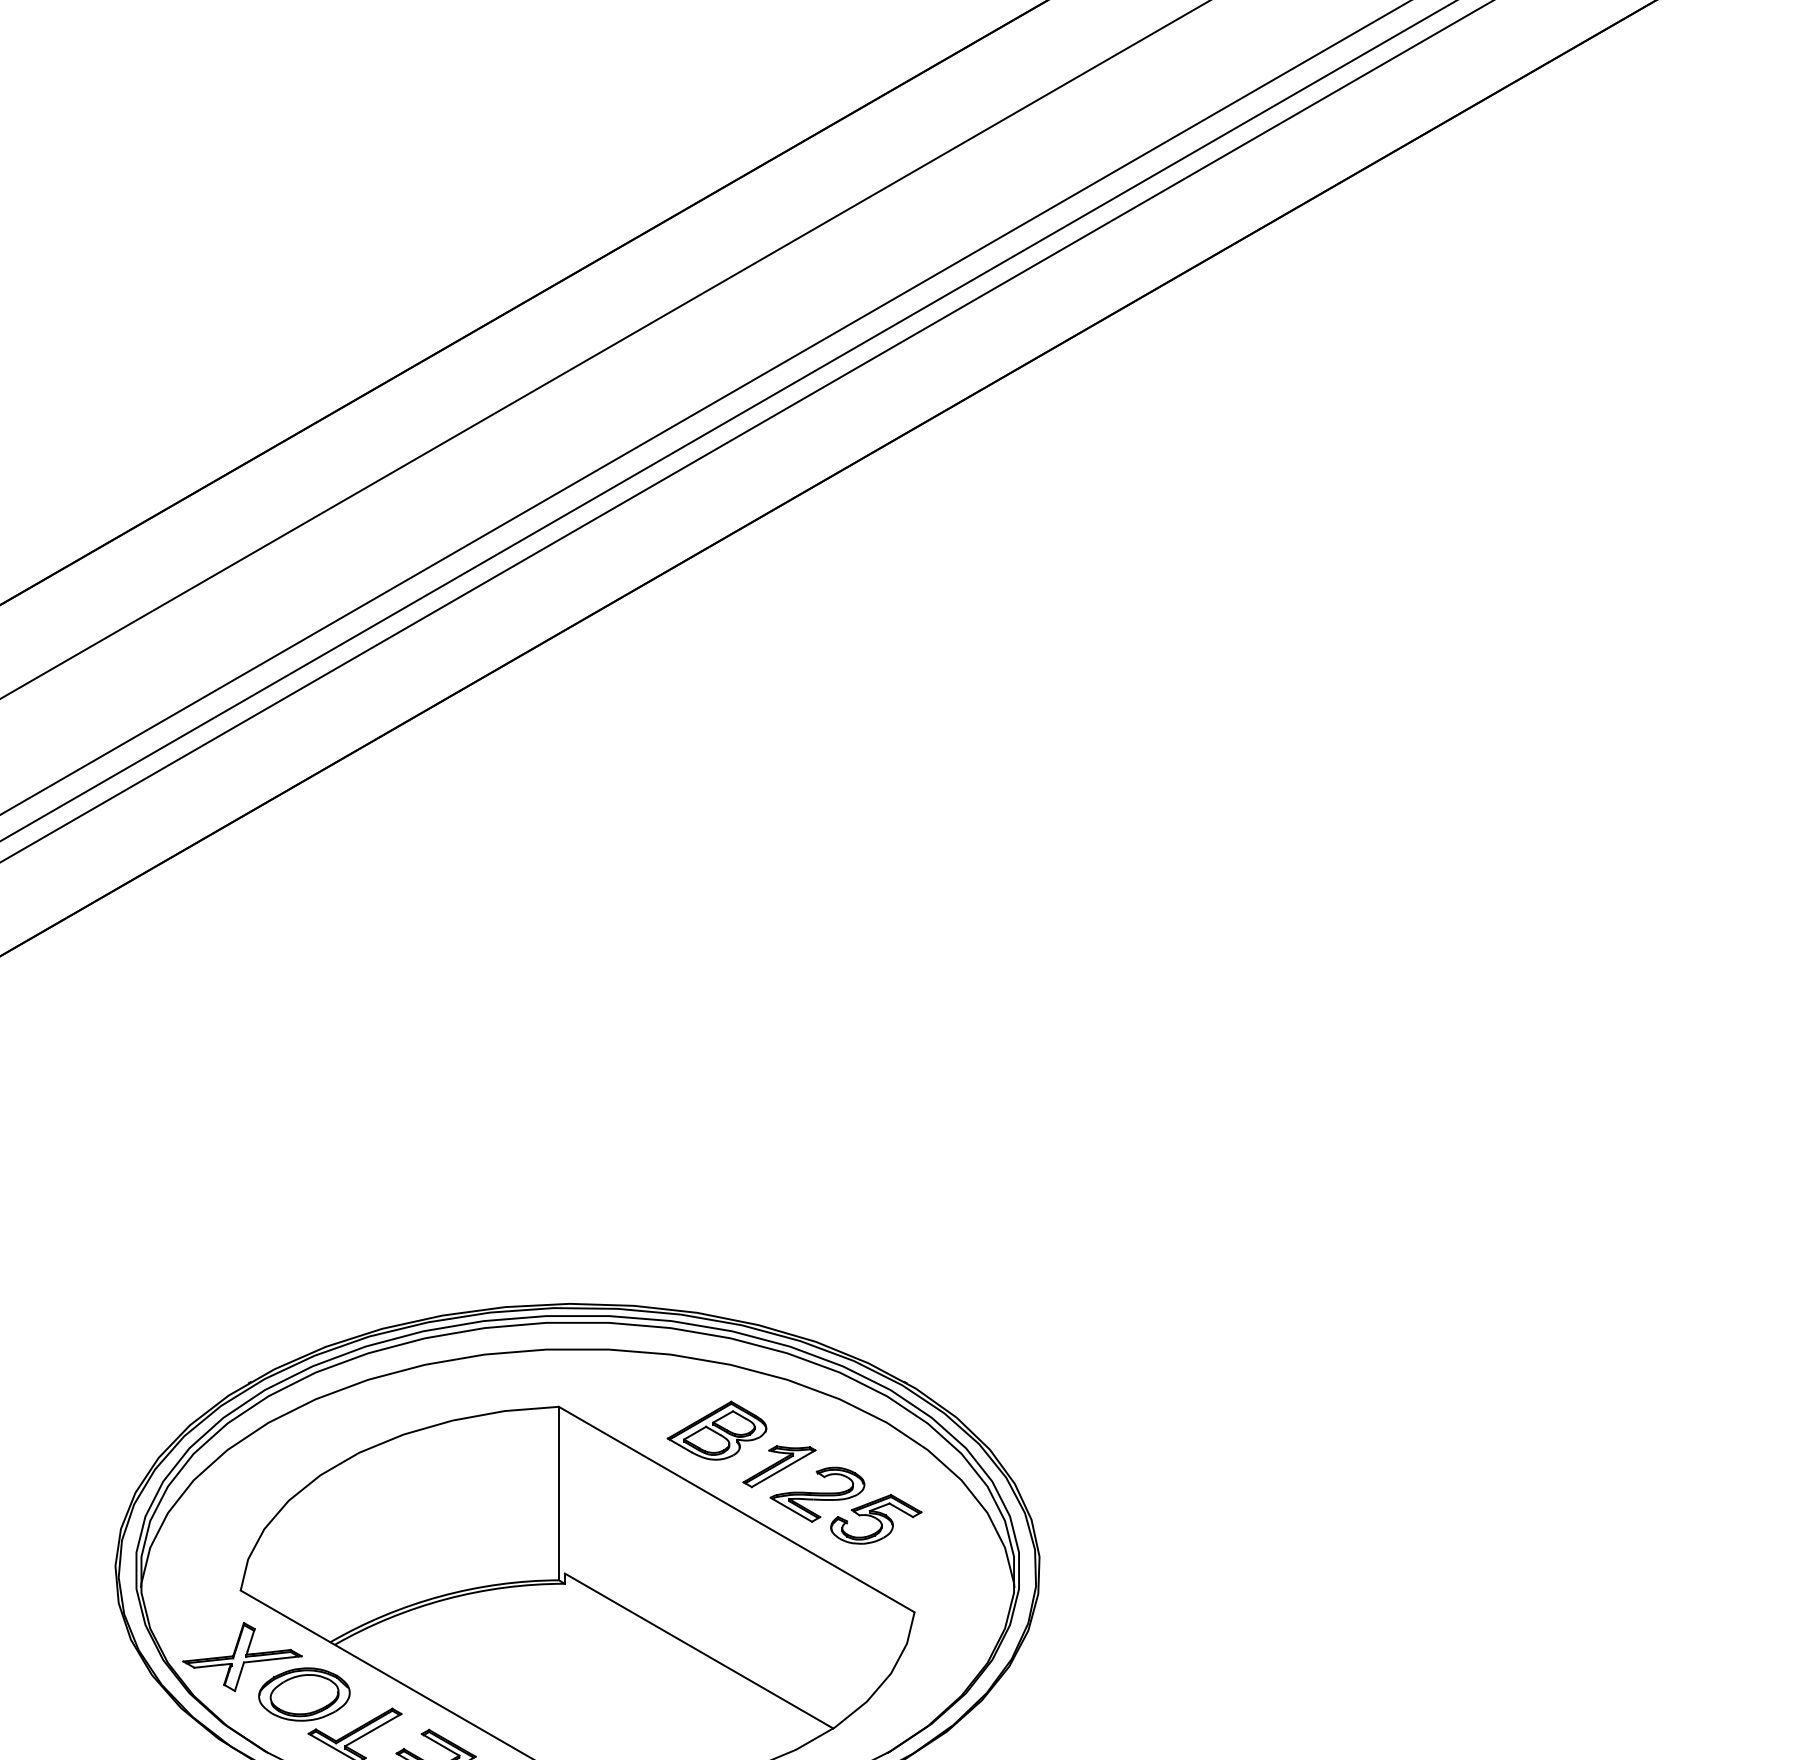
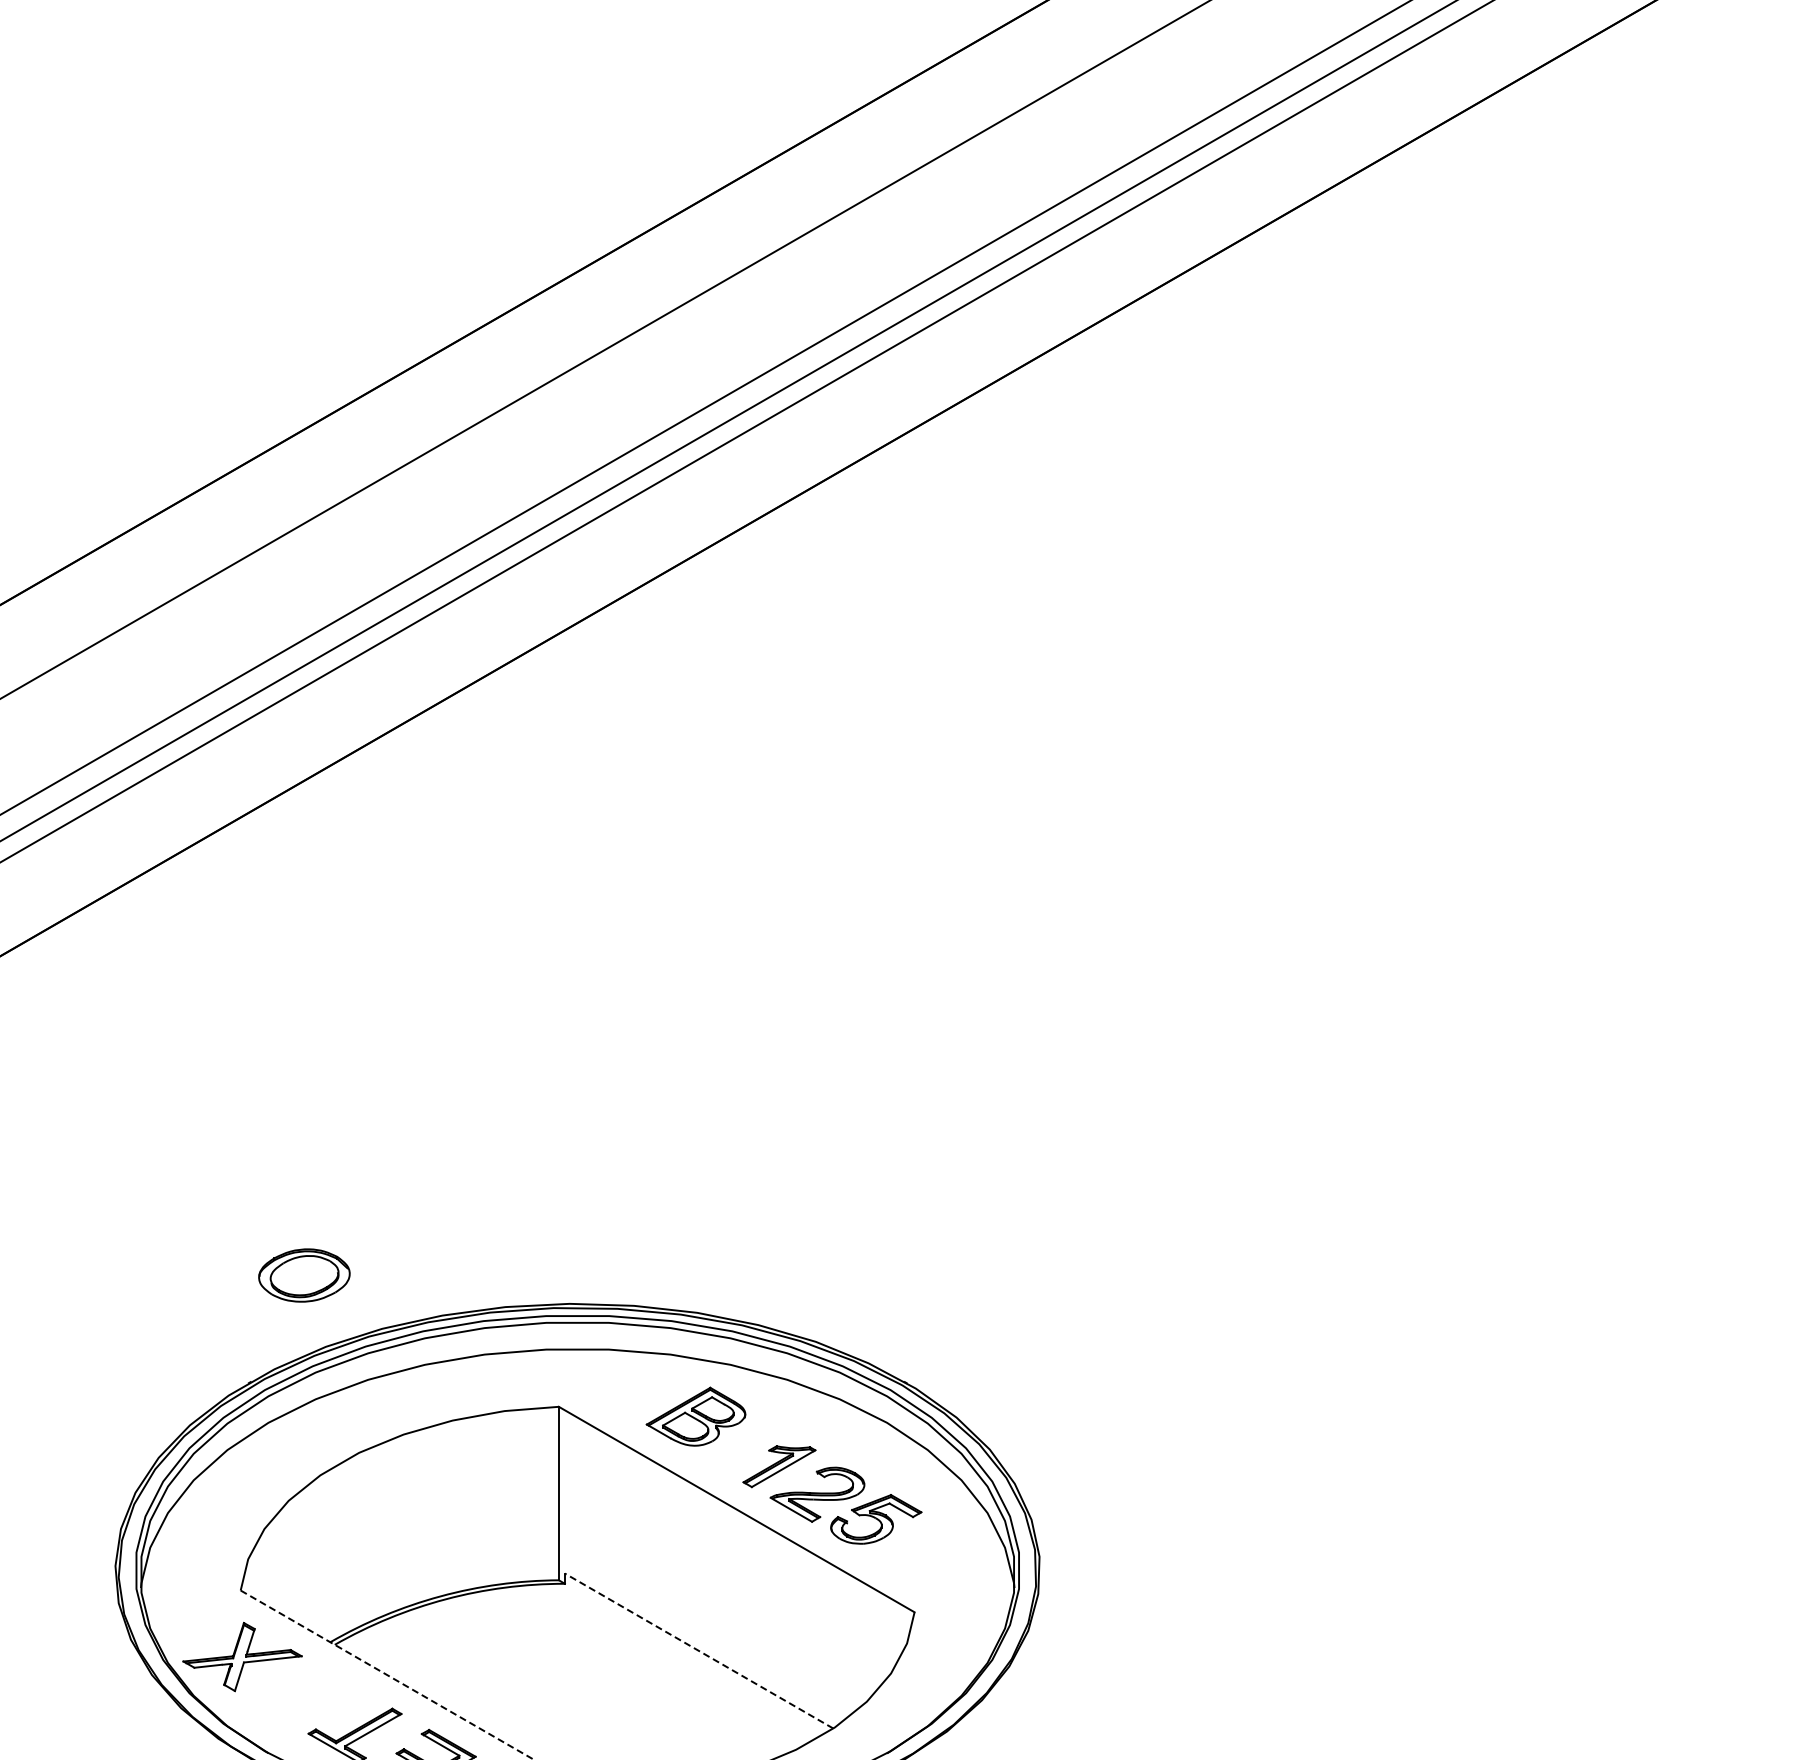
part position: (716, 1430) -> (695, 1416) (695, 1416)
line: solid -> dashed (699, 1651)
line: solid -> dashed (387, 1675)
part position: (304, 1694) -> (304, 1275) (304, 1275)
